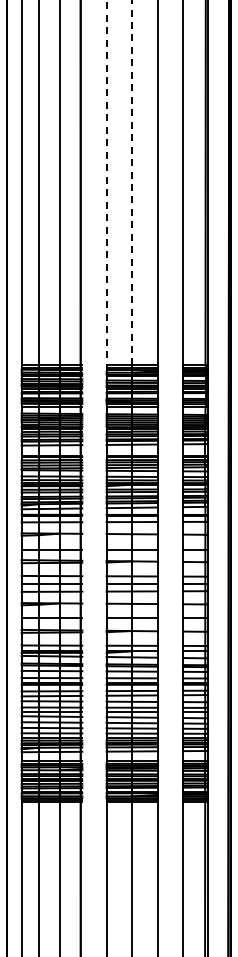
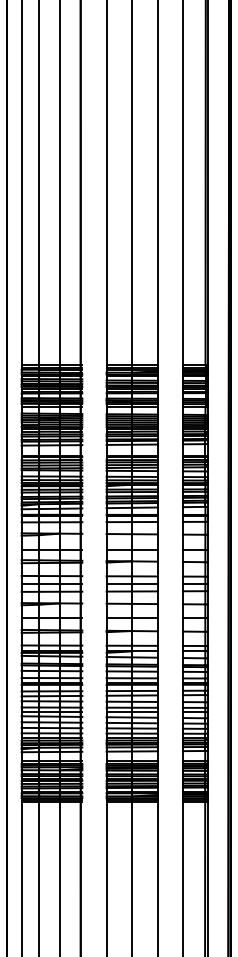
line: dashed -> solid (131, 182)
line: dashed -> solid (106, 183)
